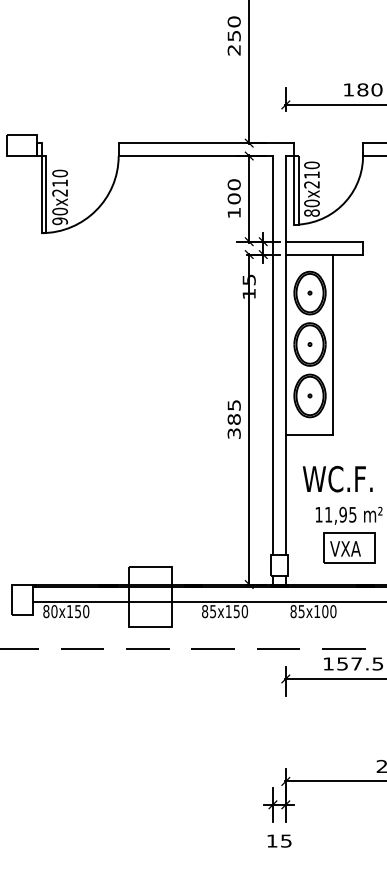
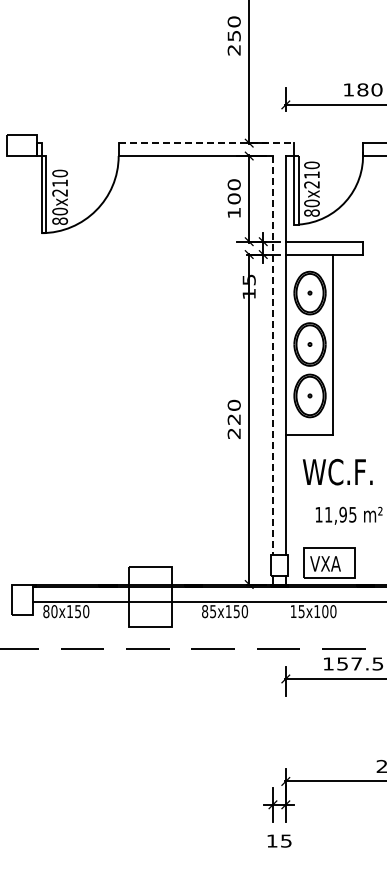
line: solid -> dashed (206, 143)
text: 90x210 -> 80x210 (59, 221)
line: solid -> dashed (272, 355)
text: 385 -> 220 (233, 418)
text position: (337, 478) -> (337, 471) (337, 471)
part position: (349, 547) -> (329, 562) (329, 562)
text: 85x100 -> 15x100 (293, 611)
